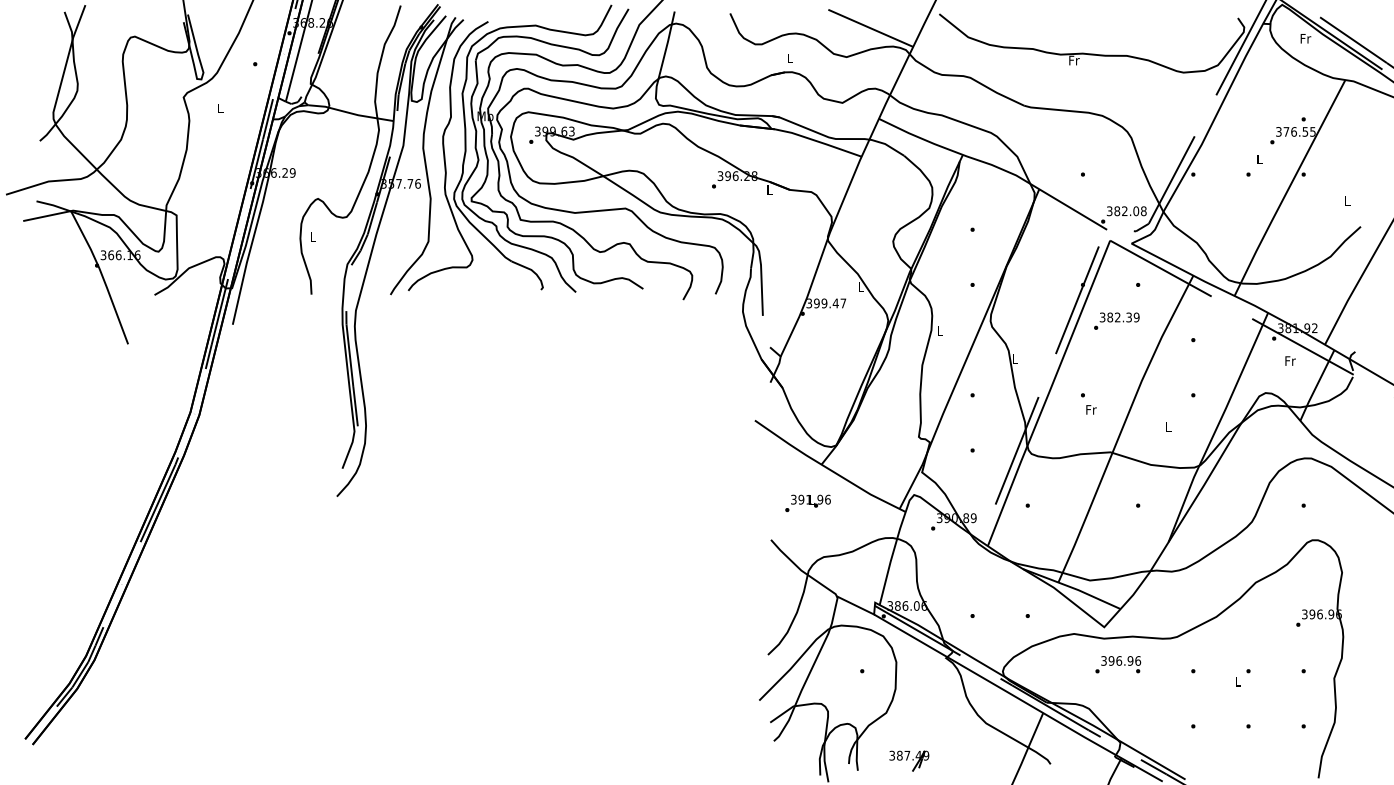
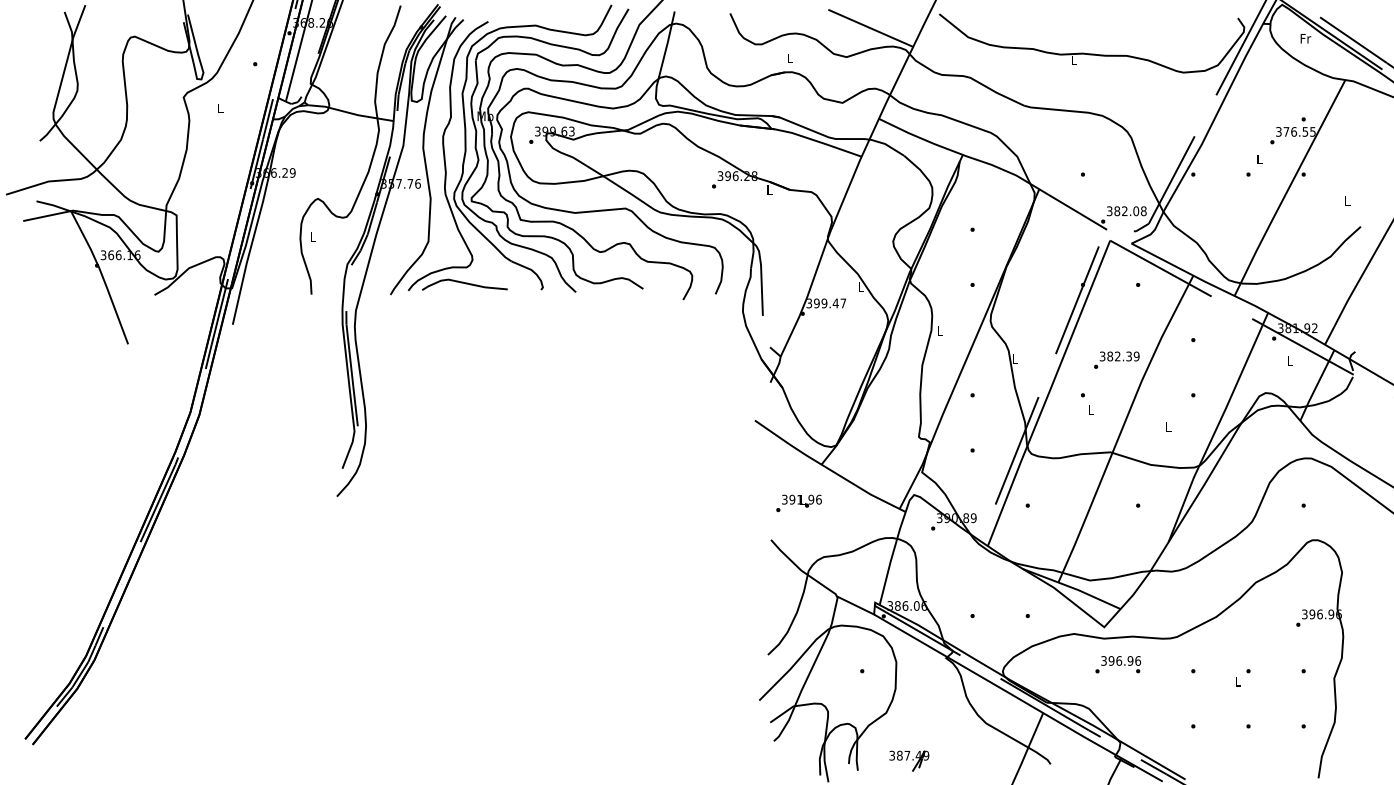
text: Fr -> L (1074, 60)
curve: none -> present (464, 283)
text position: (1116, 320) -> (1116, 359) (1116, 359)
text: Fr -> L (1290, 360)
text: Fr -> L (1091, 409)
text position: (807, 502) -> (798, 502) (798, 502)
